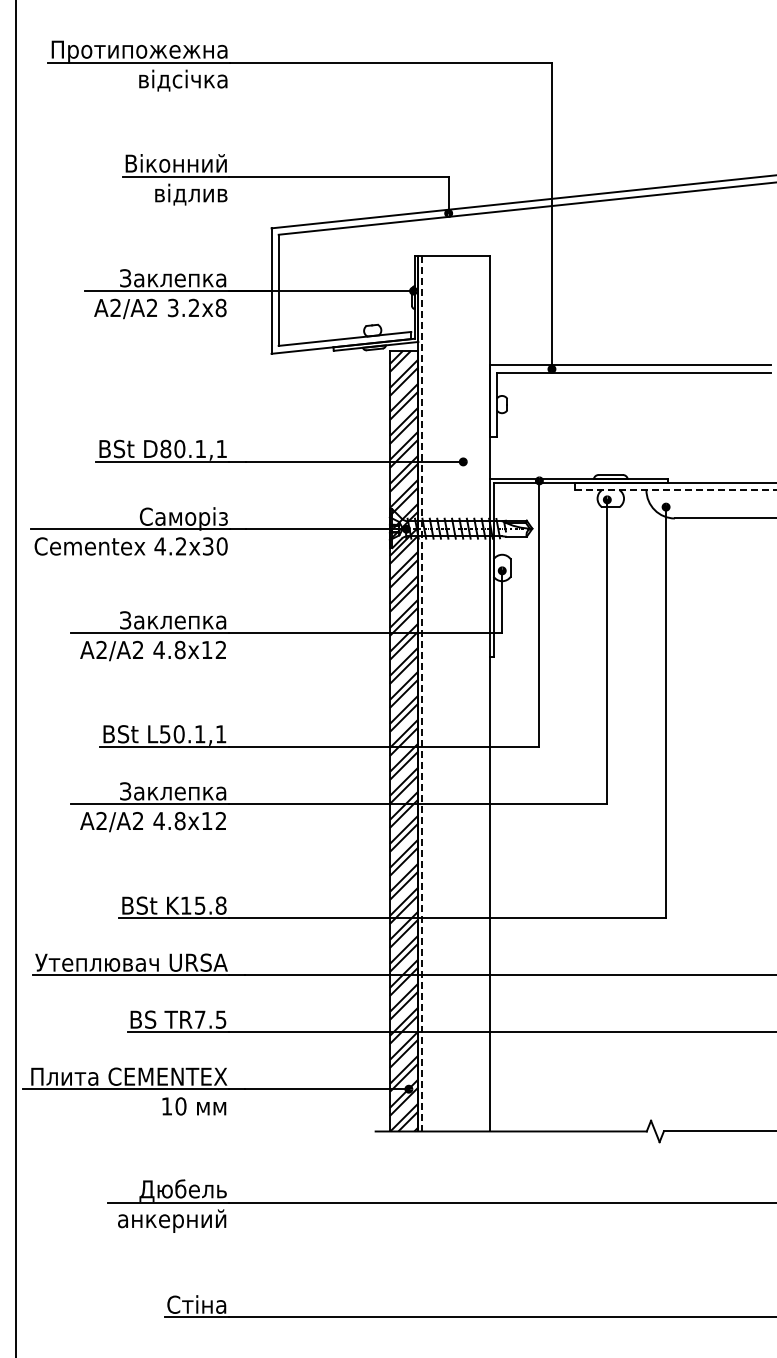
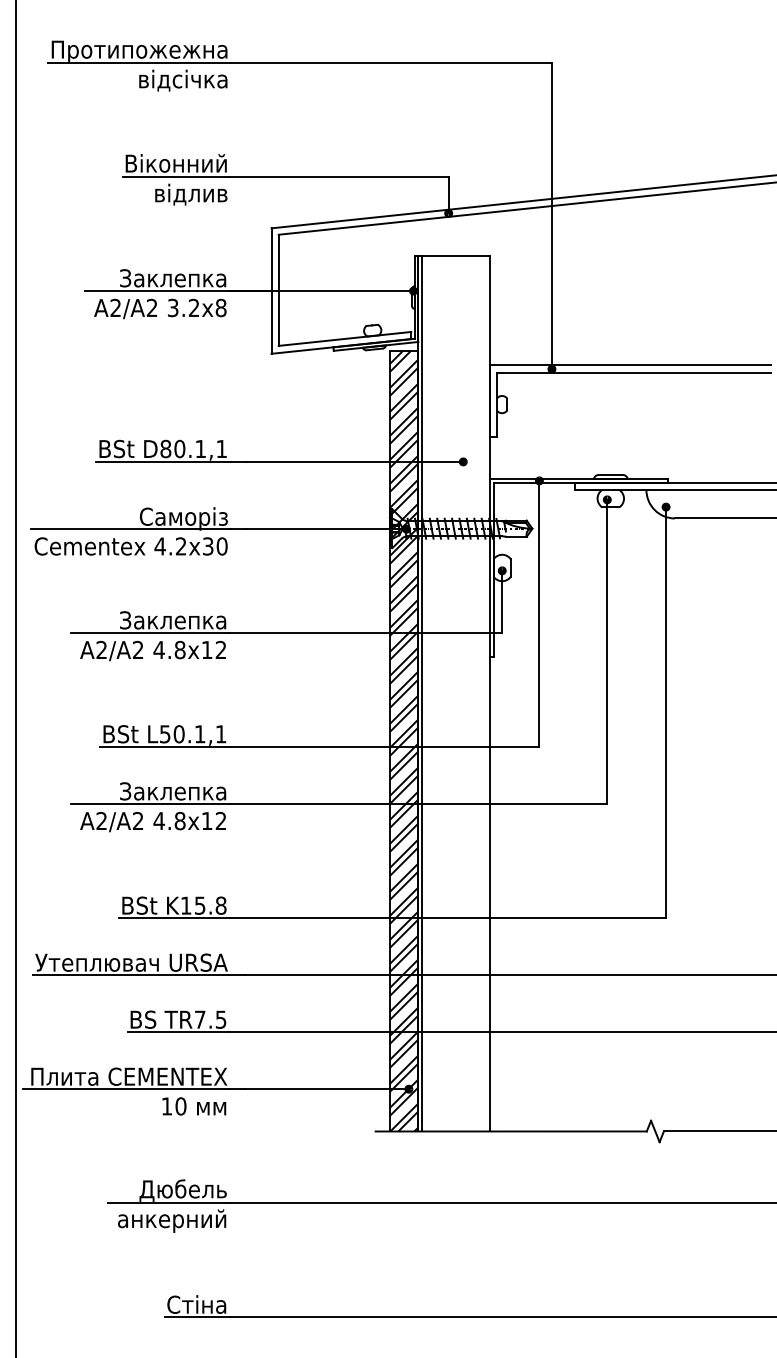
line: dashed -> solid (675, 489)
line: dashed -> solid (422, 693)
